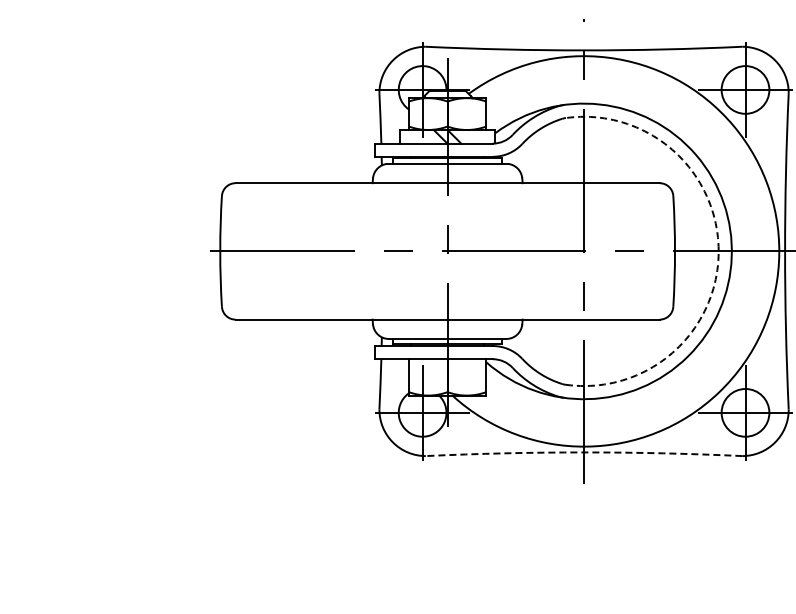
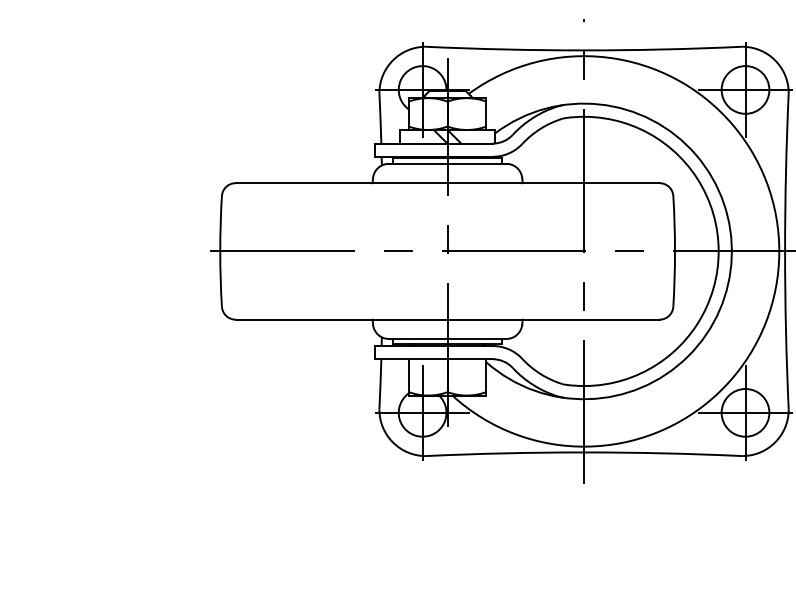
arc: dashed -> solid (718, 251)
arc: dashed -> solid (584, 452)
